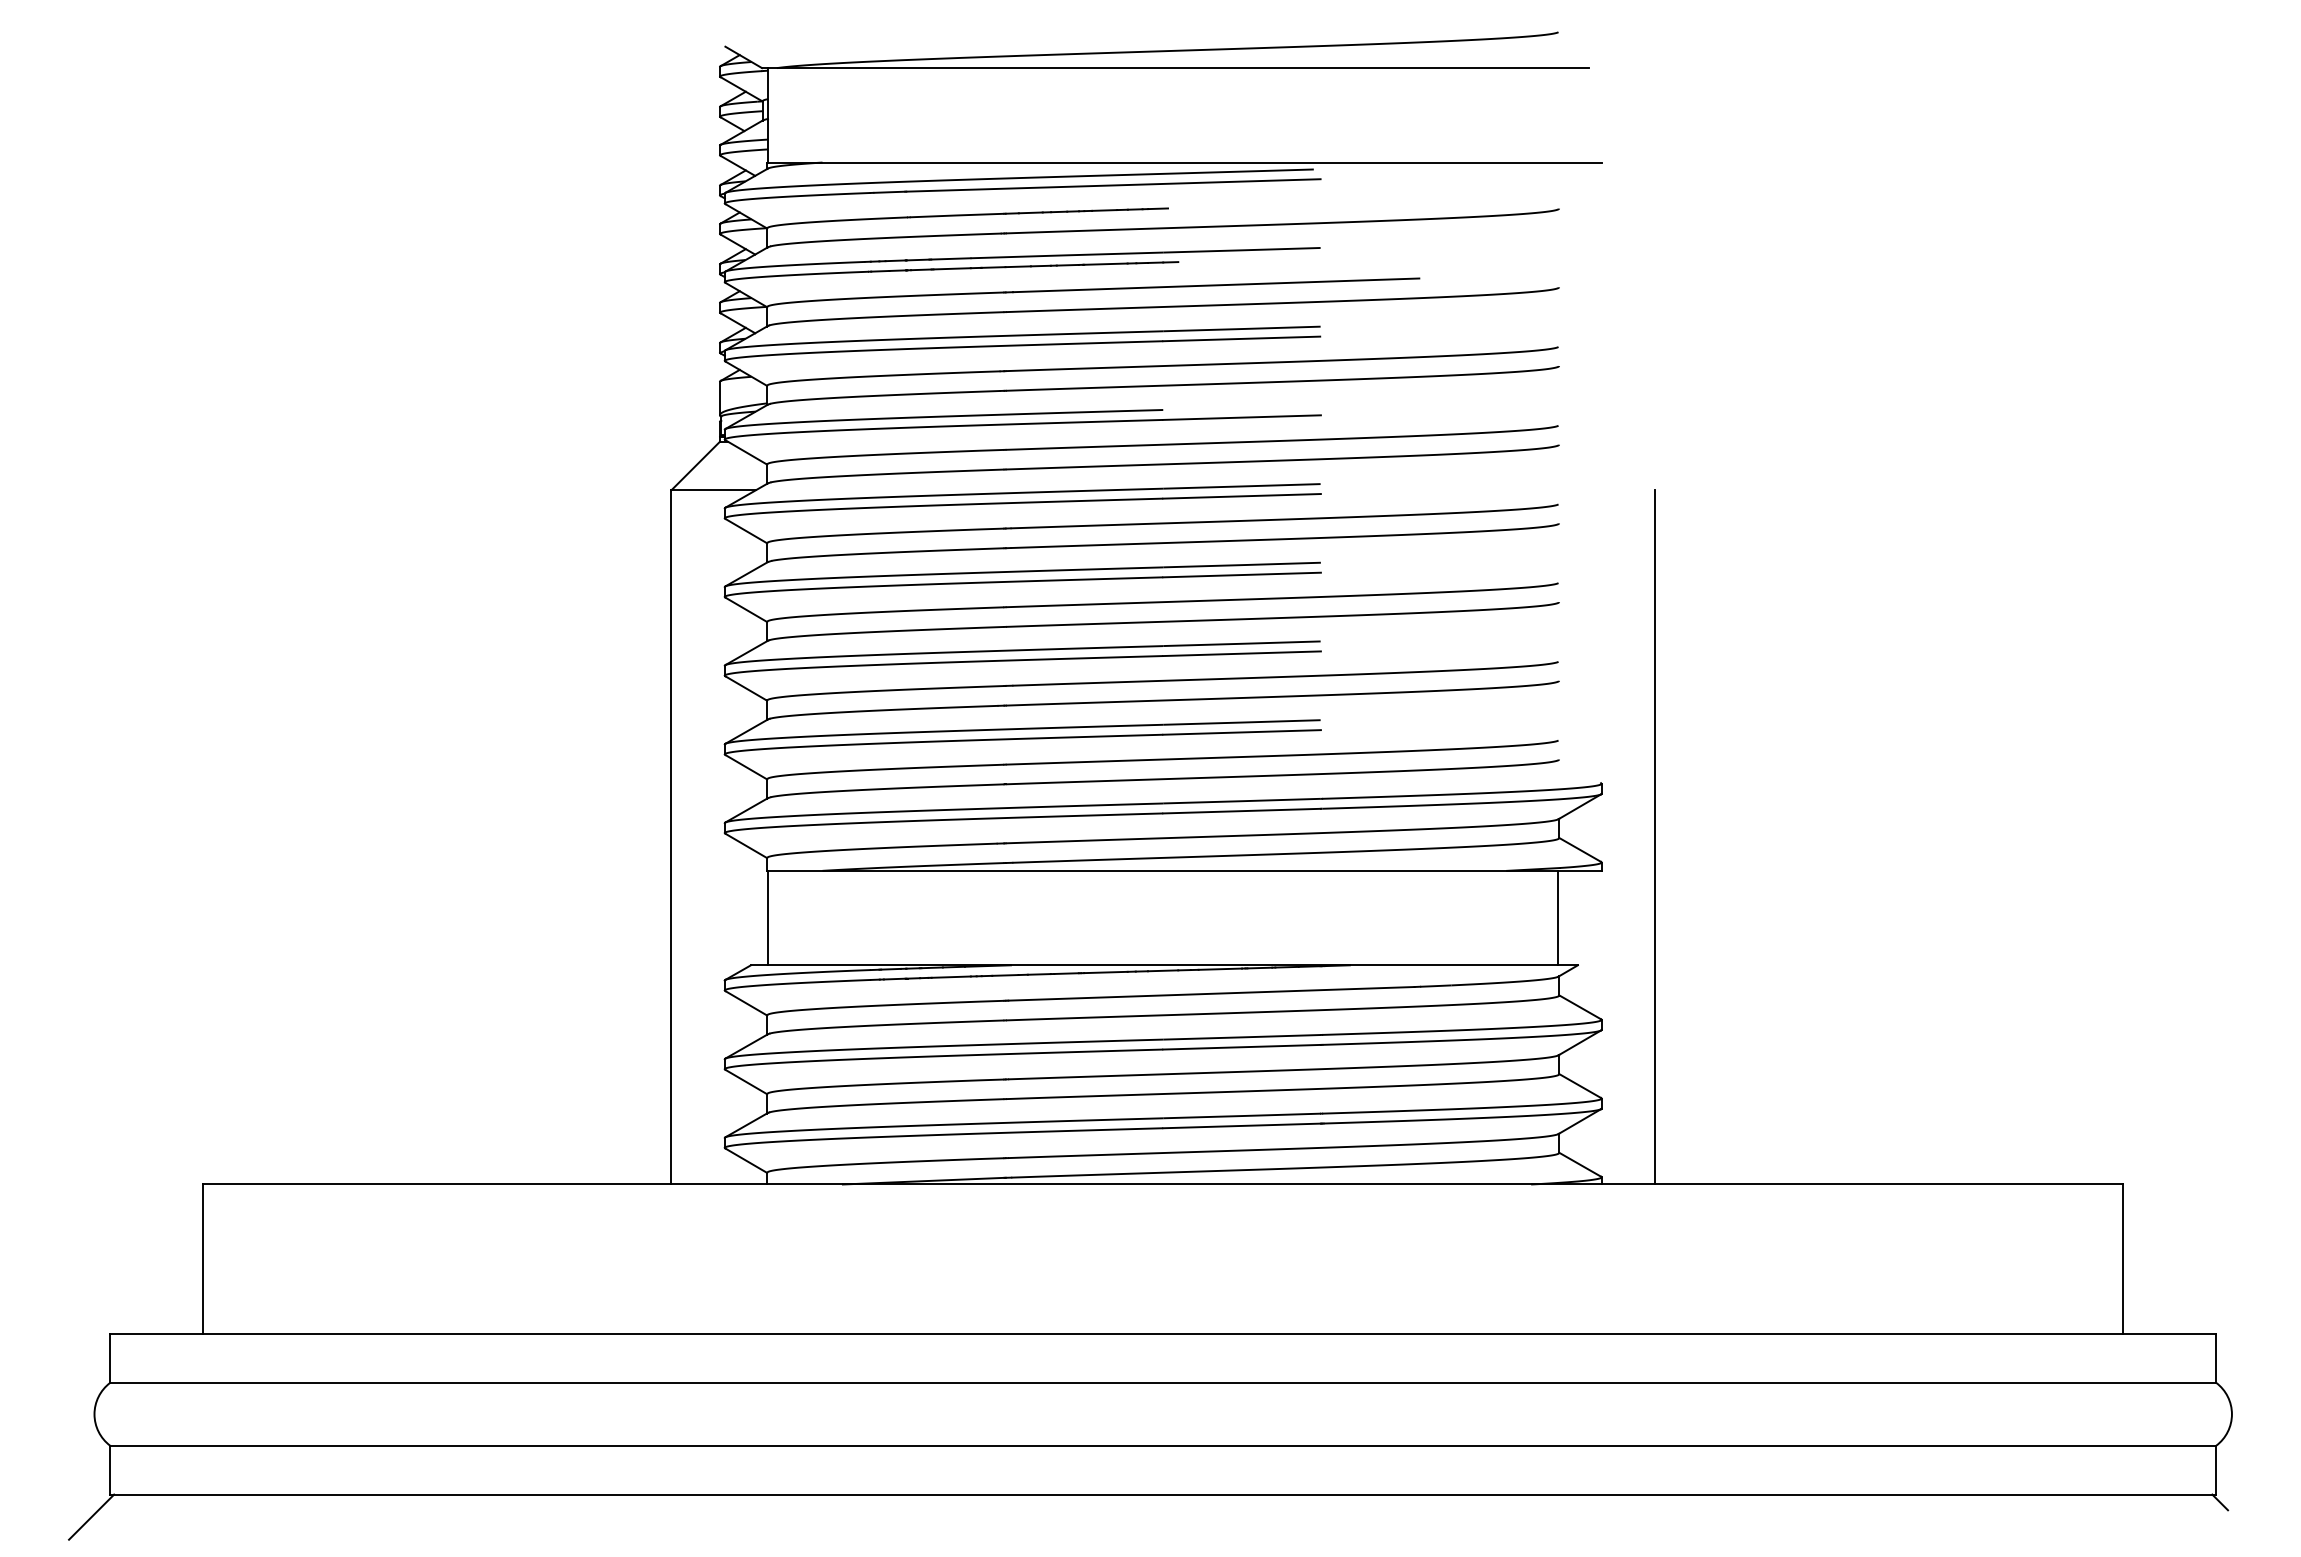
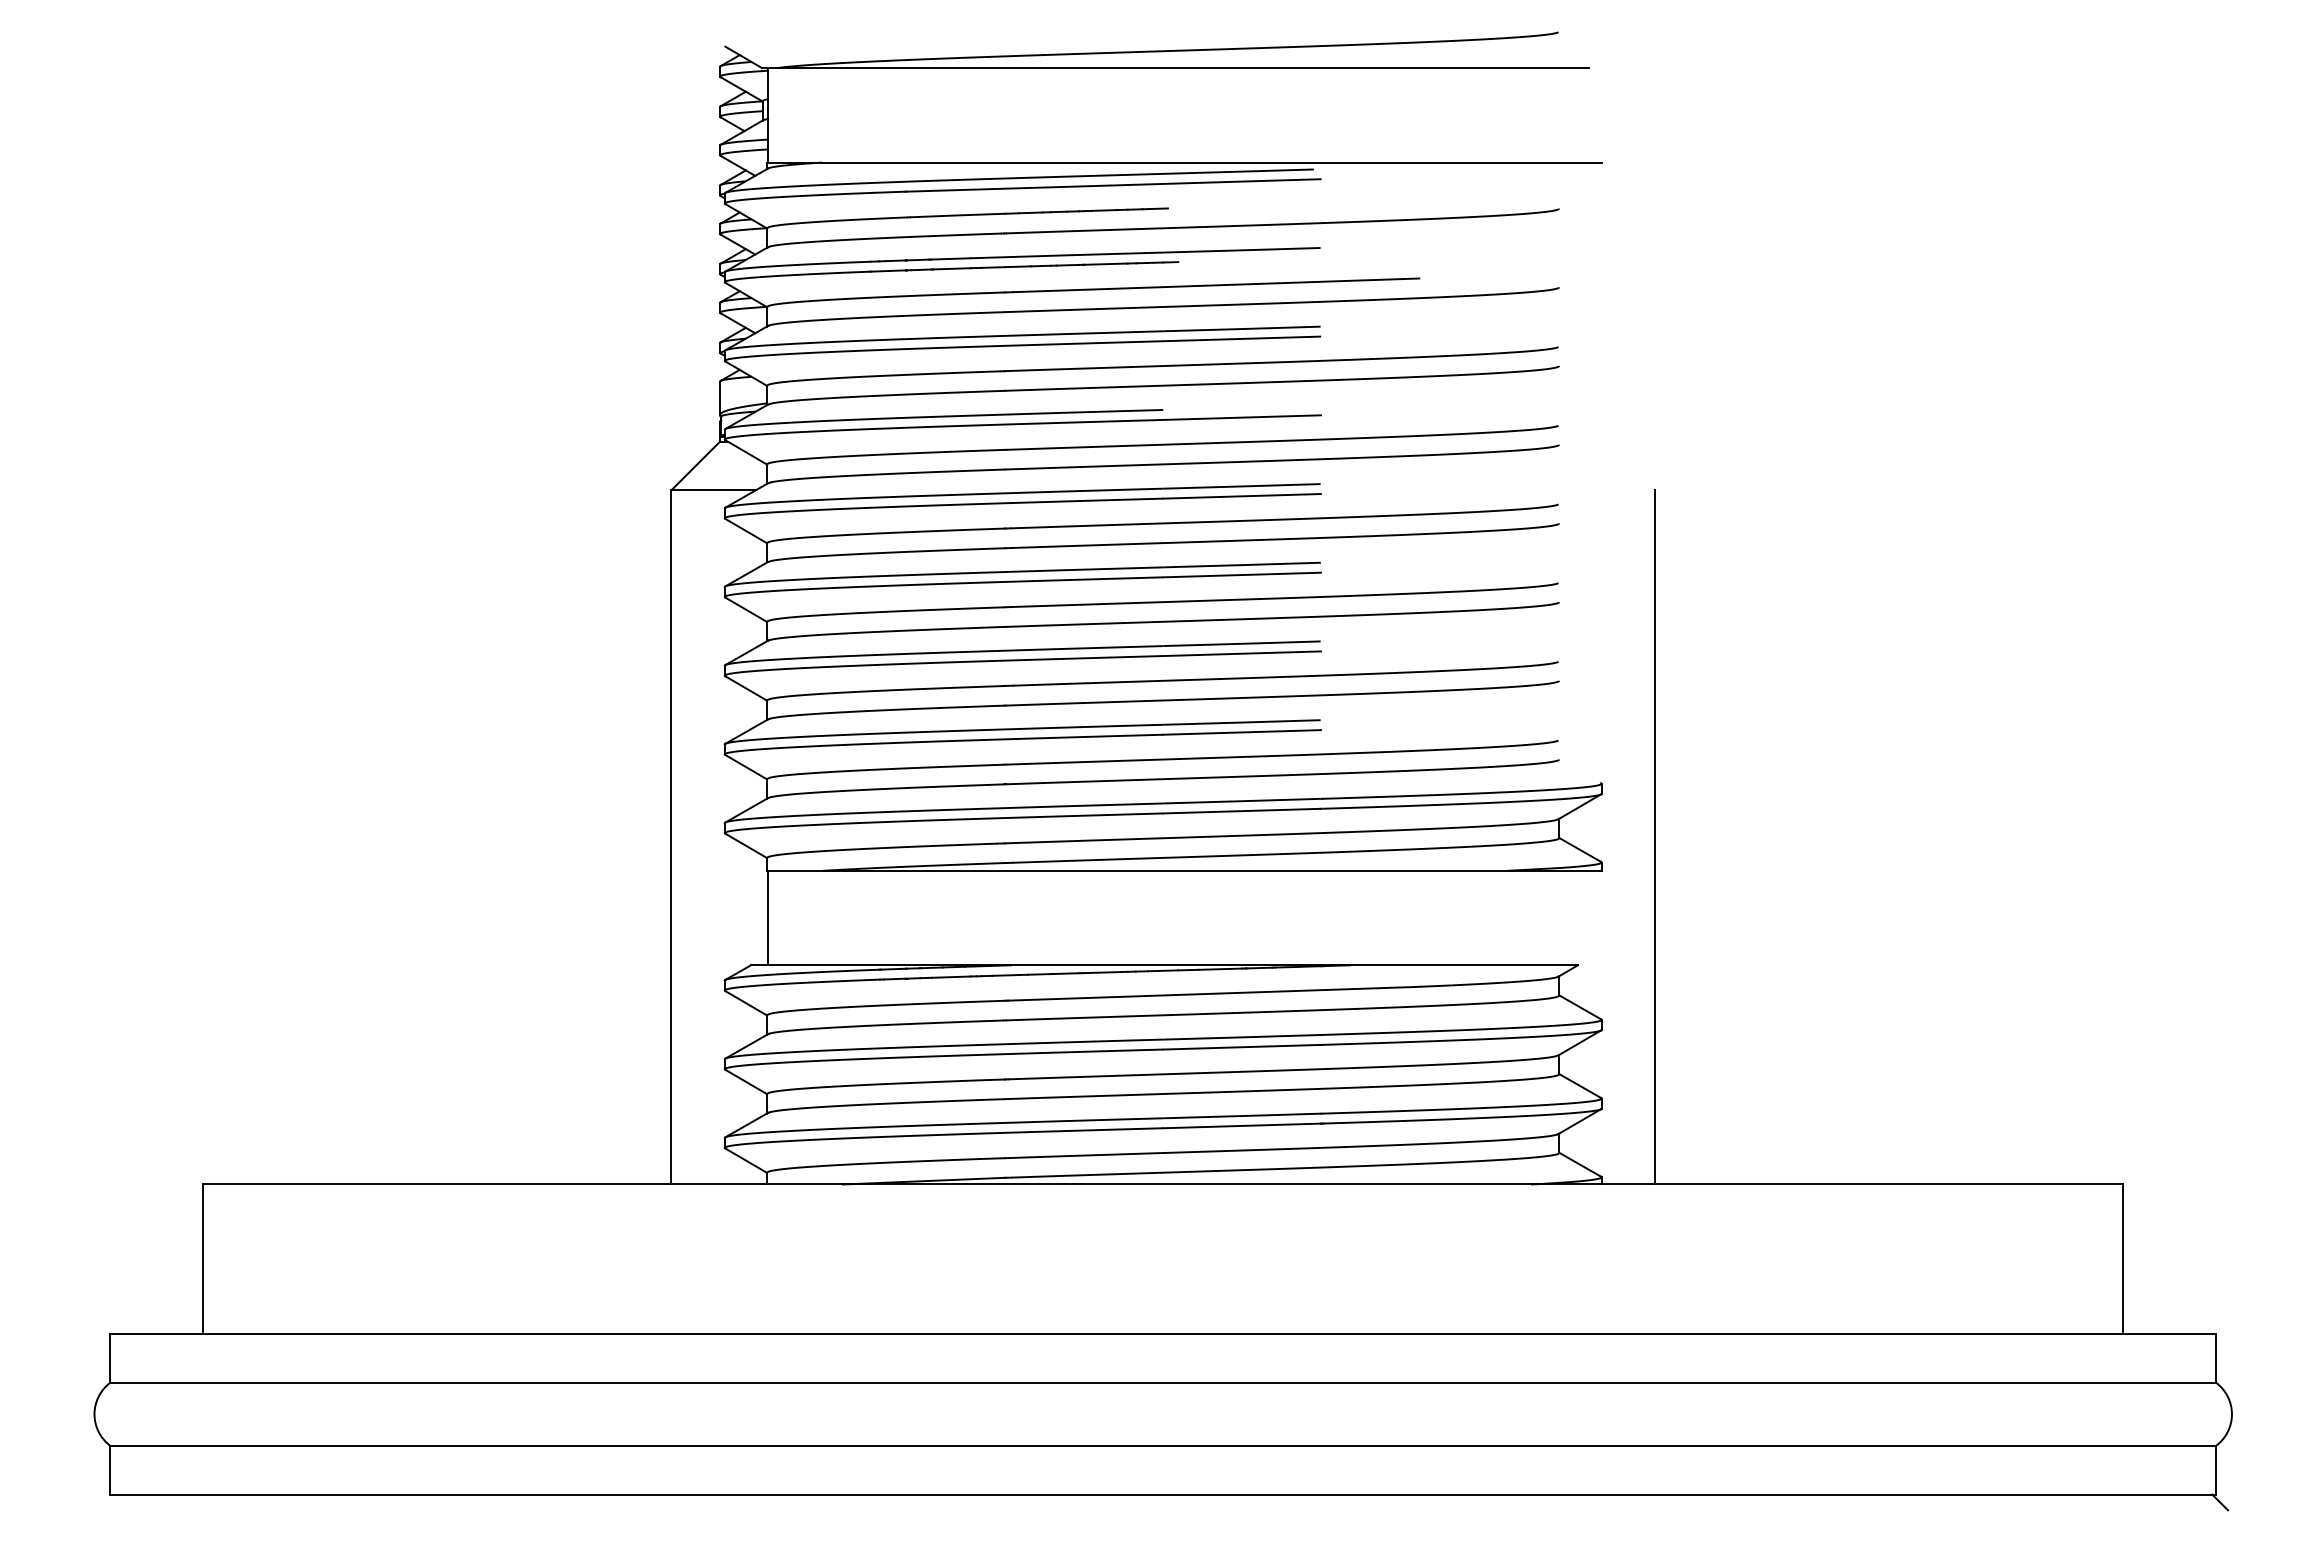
line: present -> none (1558, 917)
line: present -> none (91, 1516)
